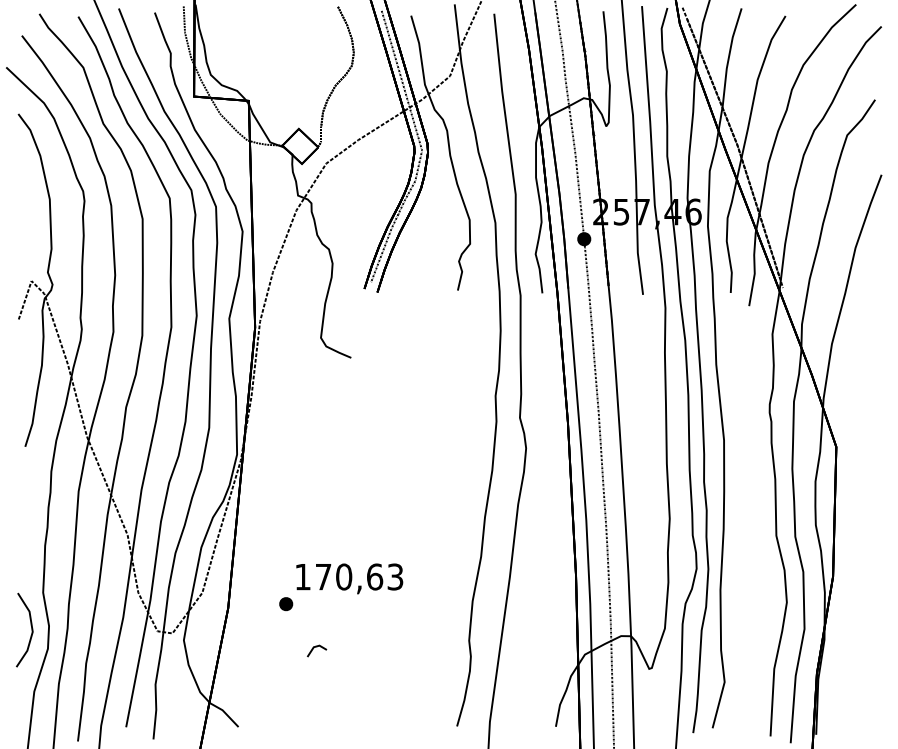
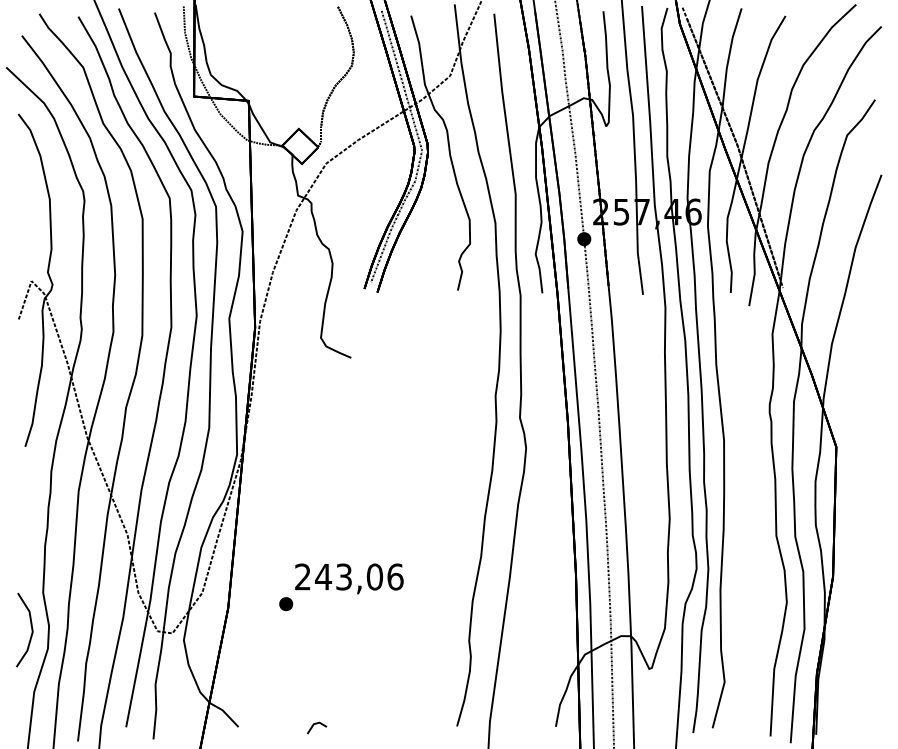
text: 170,63 -> 243,06 (349, 576)
line position: (317, 647) -> (317, 724) (317, 724)
